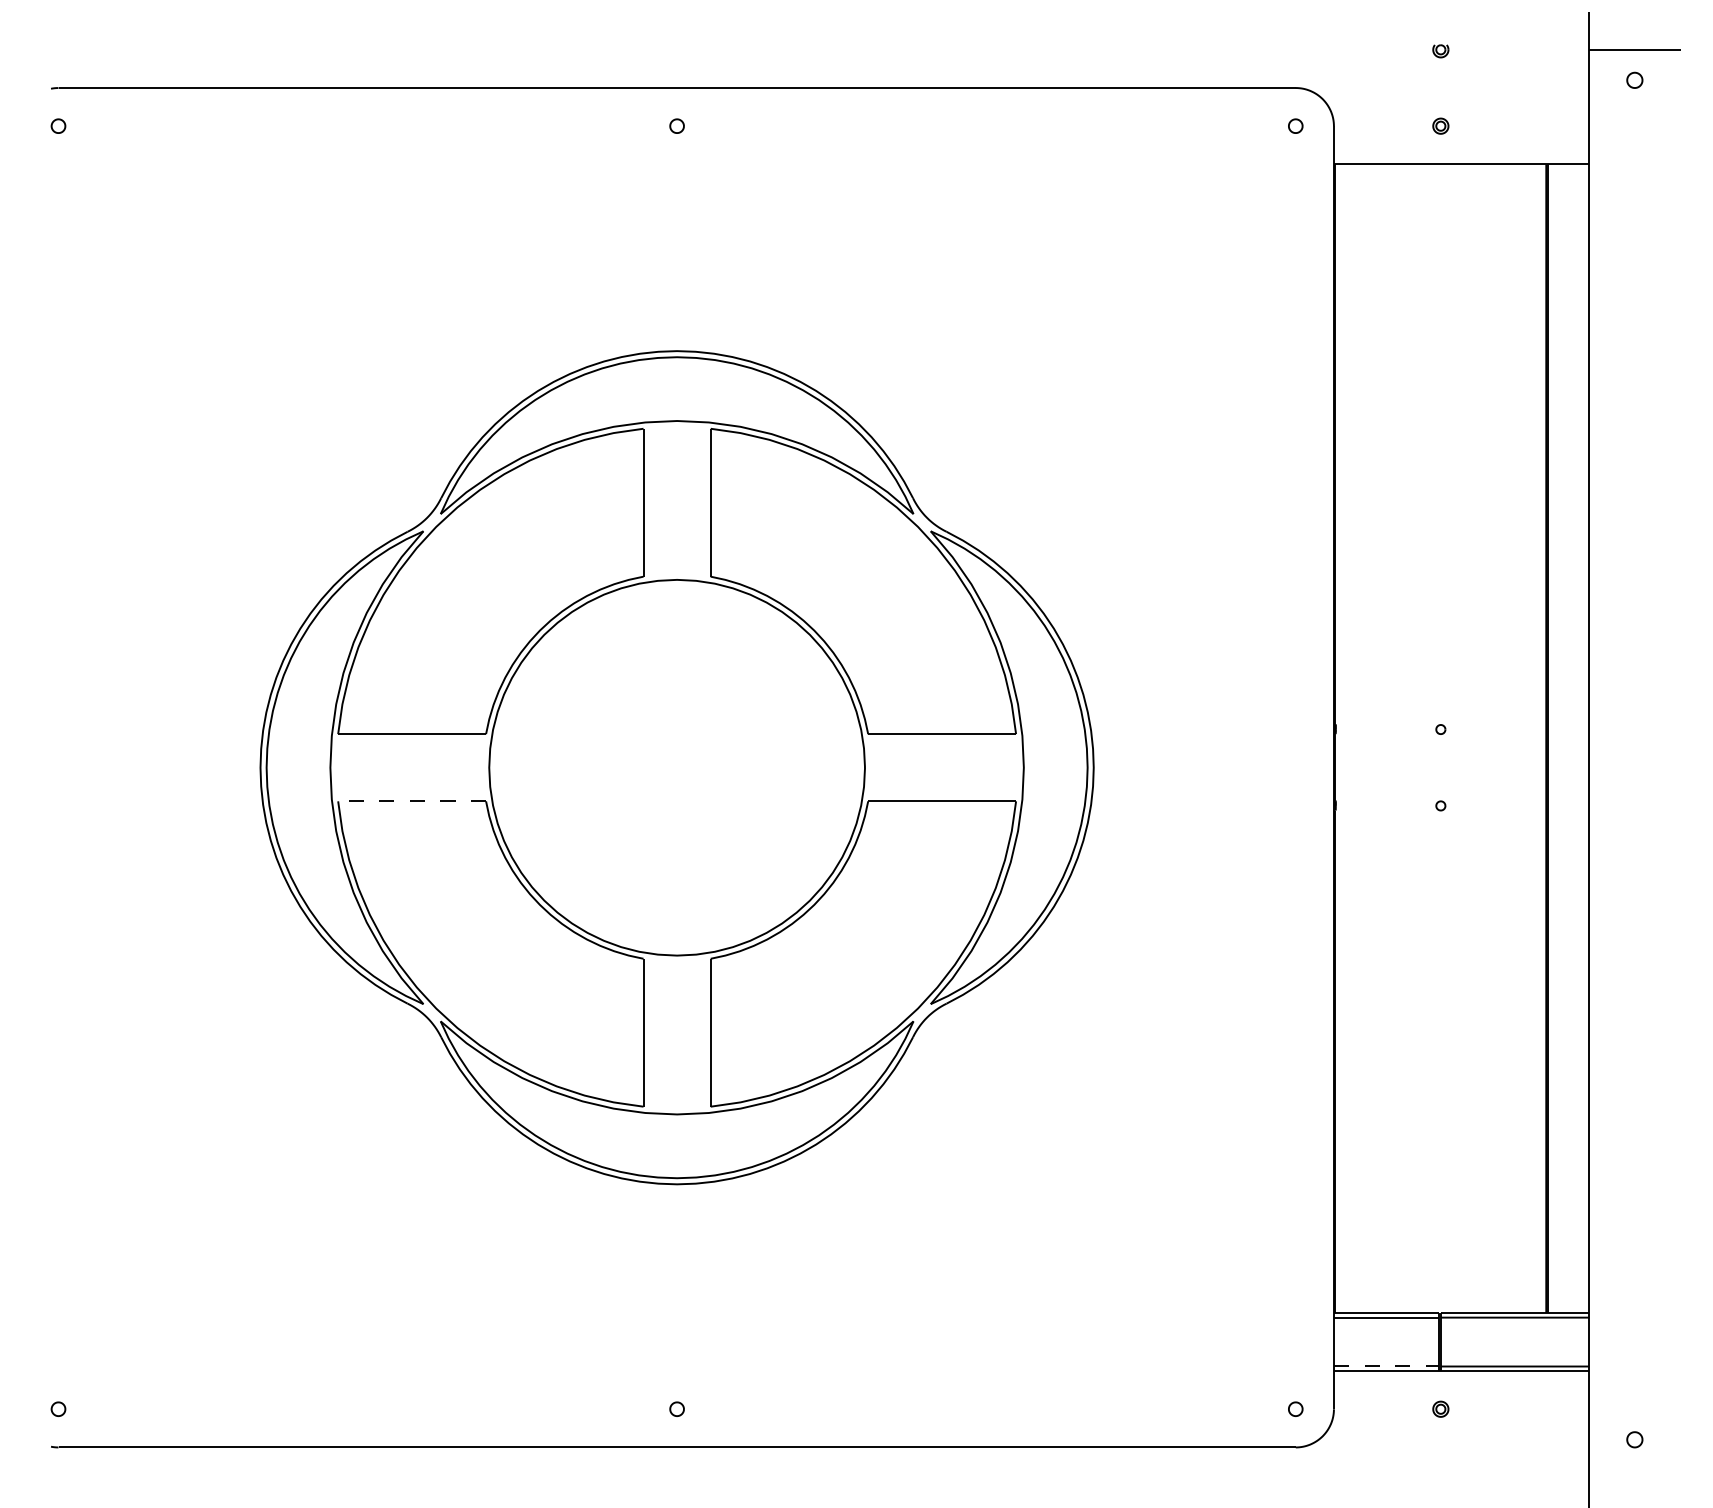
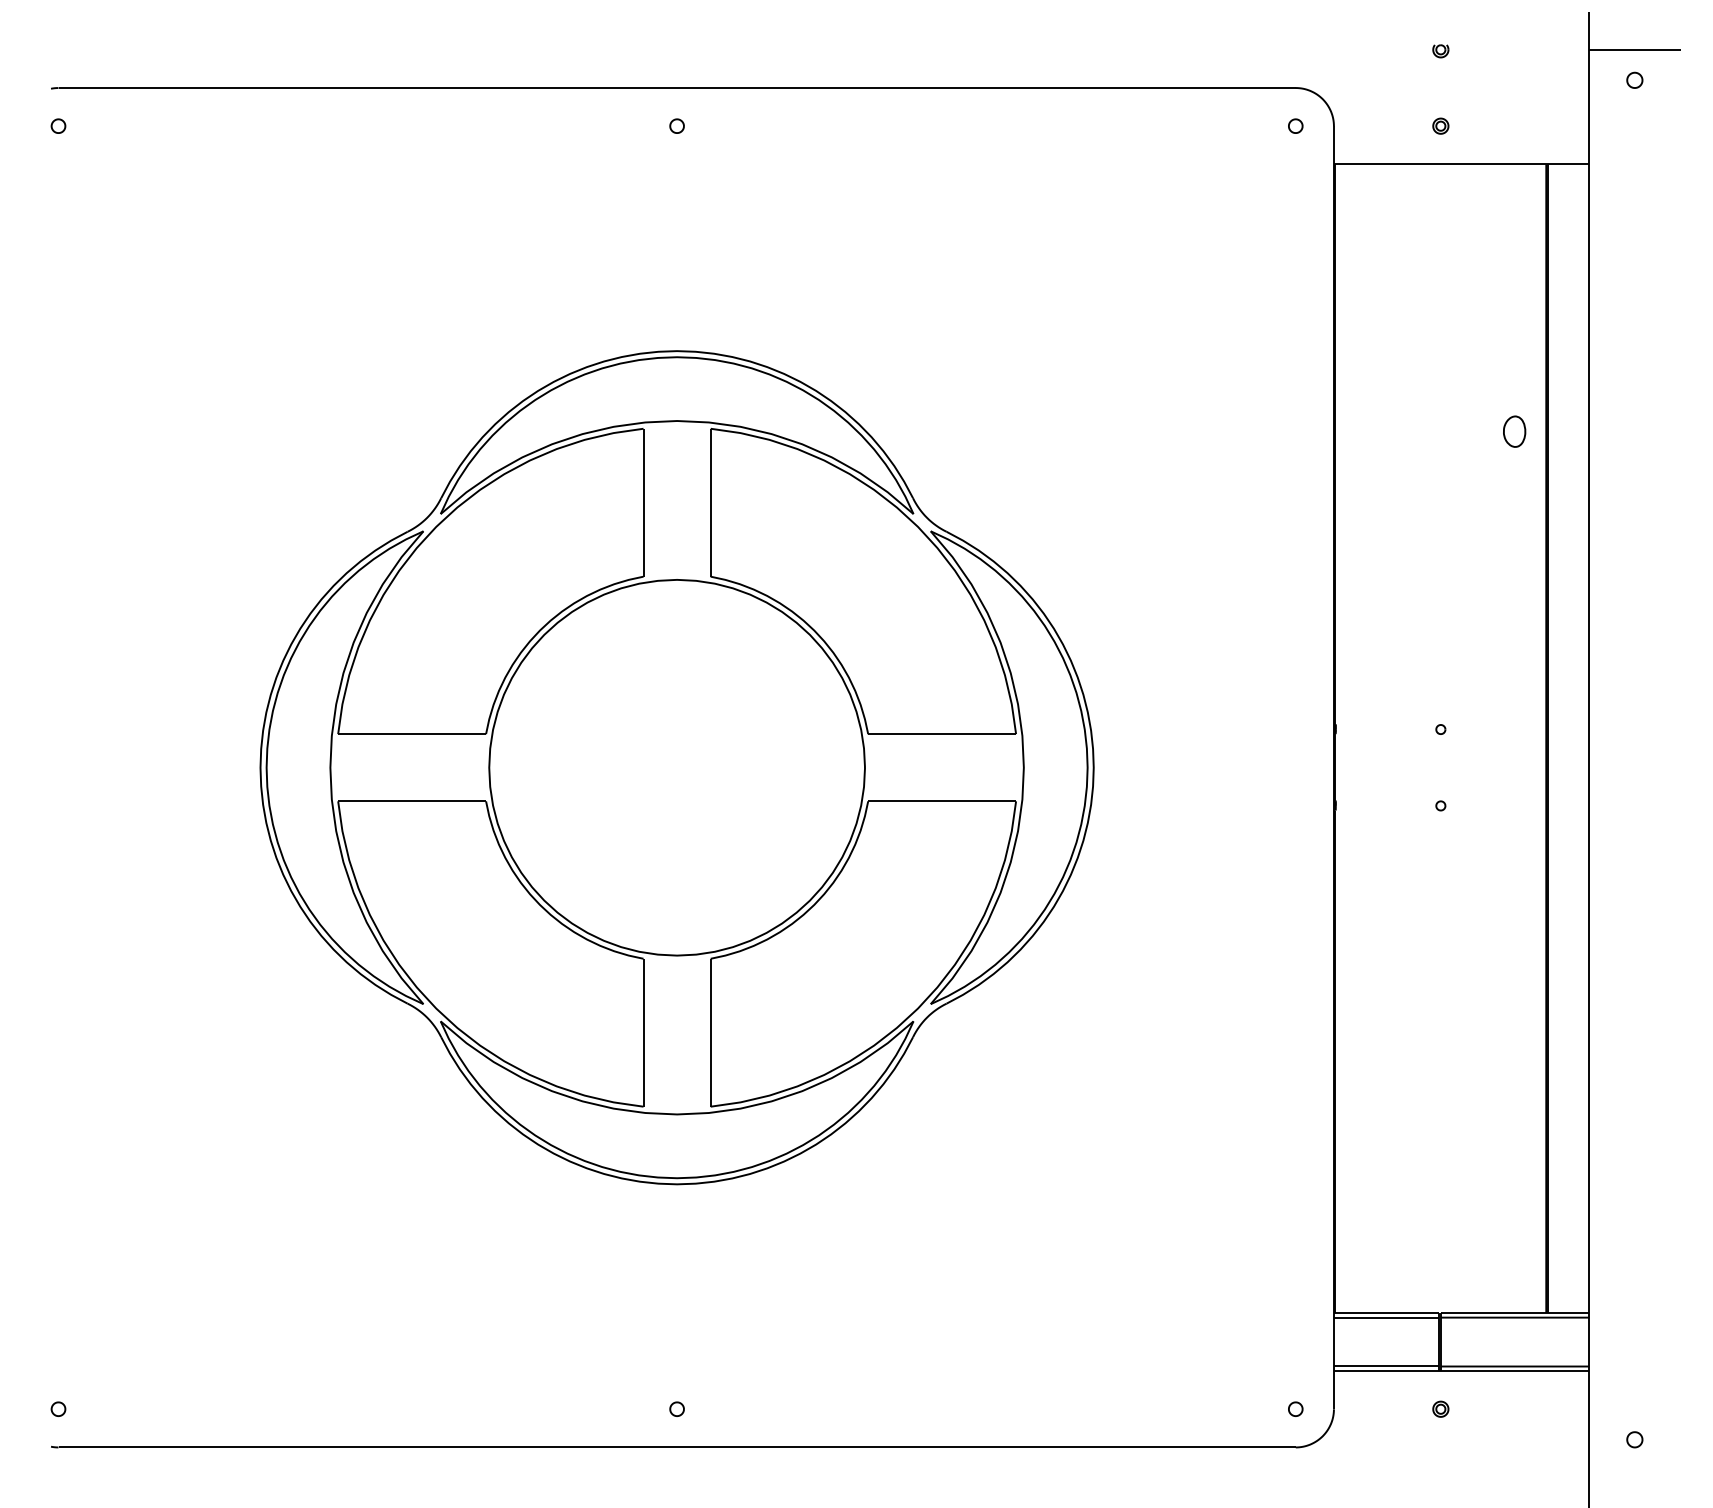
part: none -> present (1514, 431)
line: dashed -> solid (412, 801)
line: dashed -> solid (1386, 1366)
